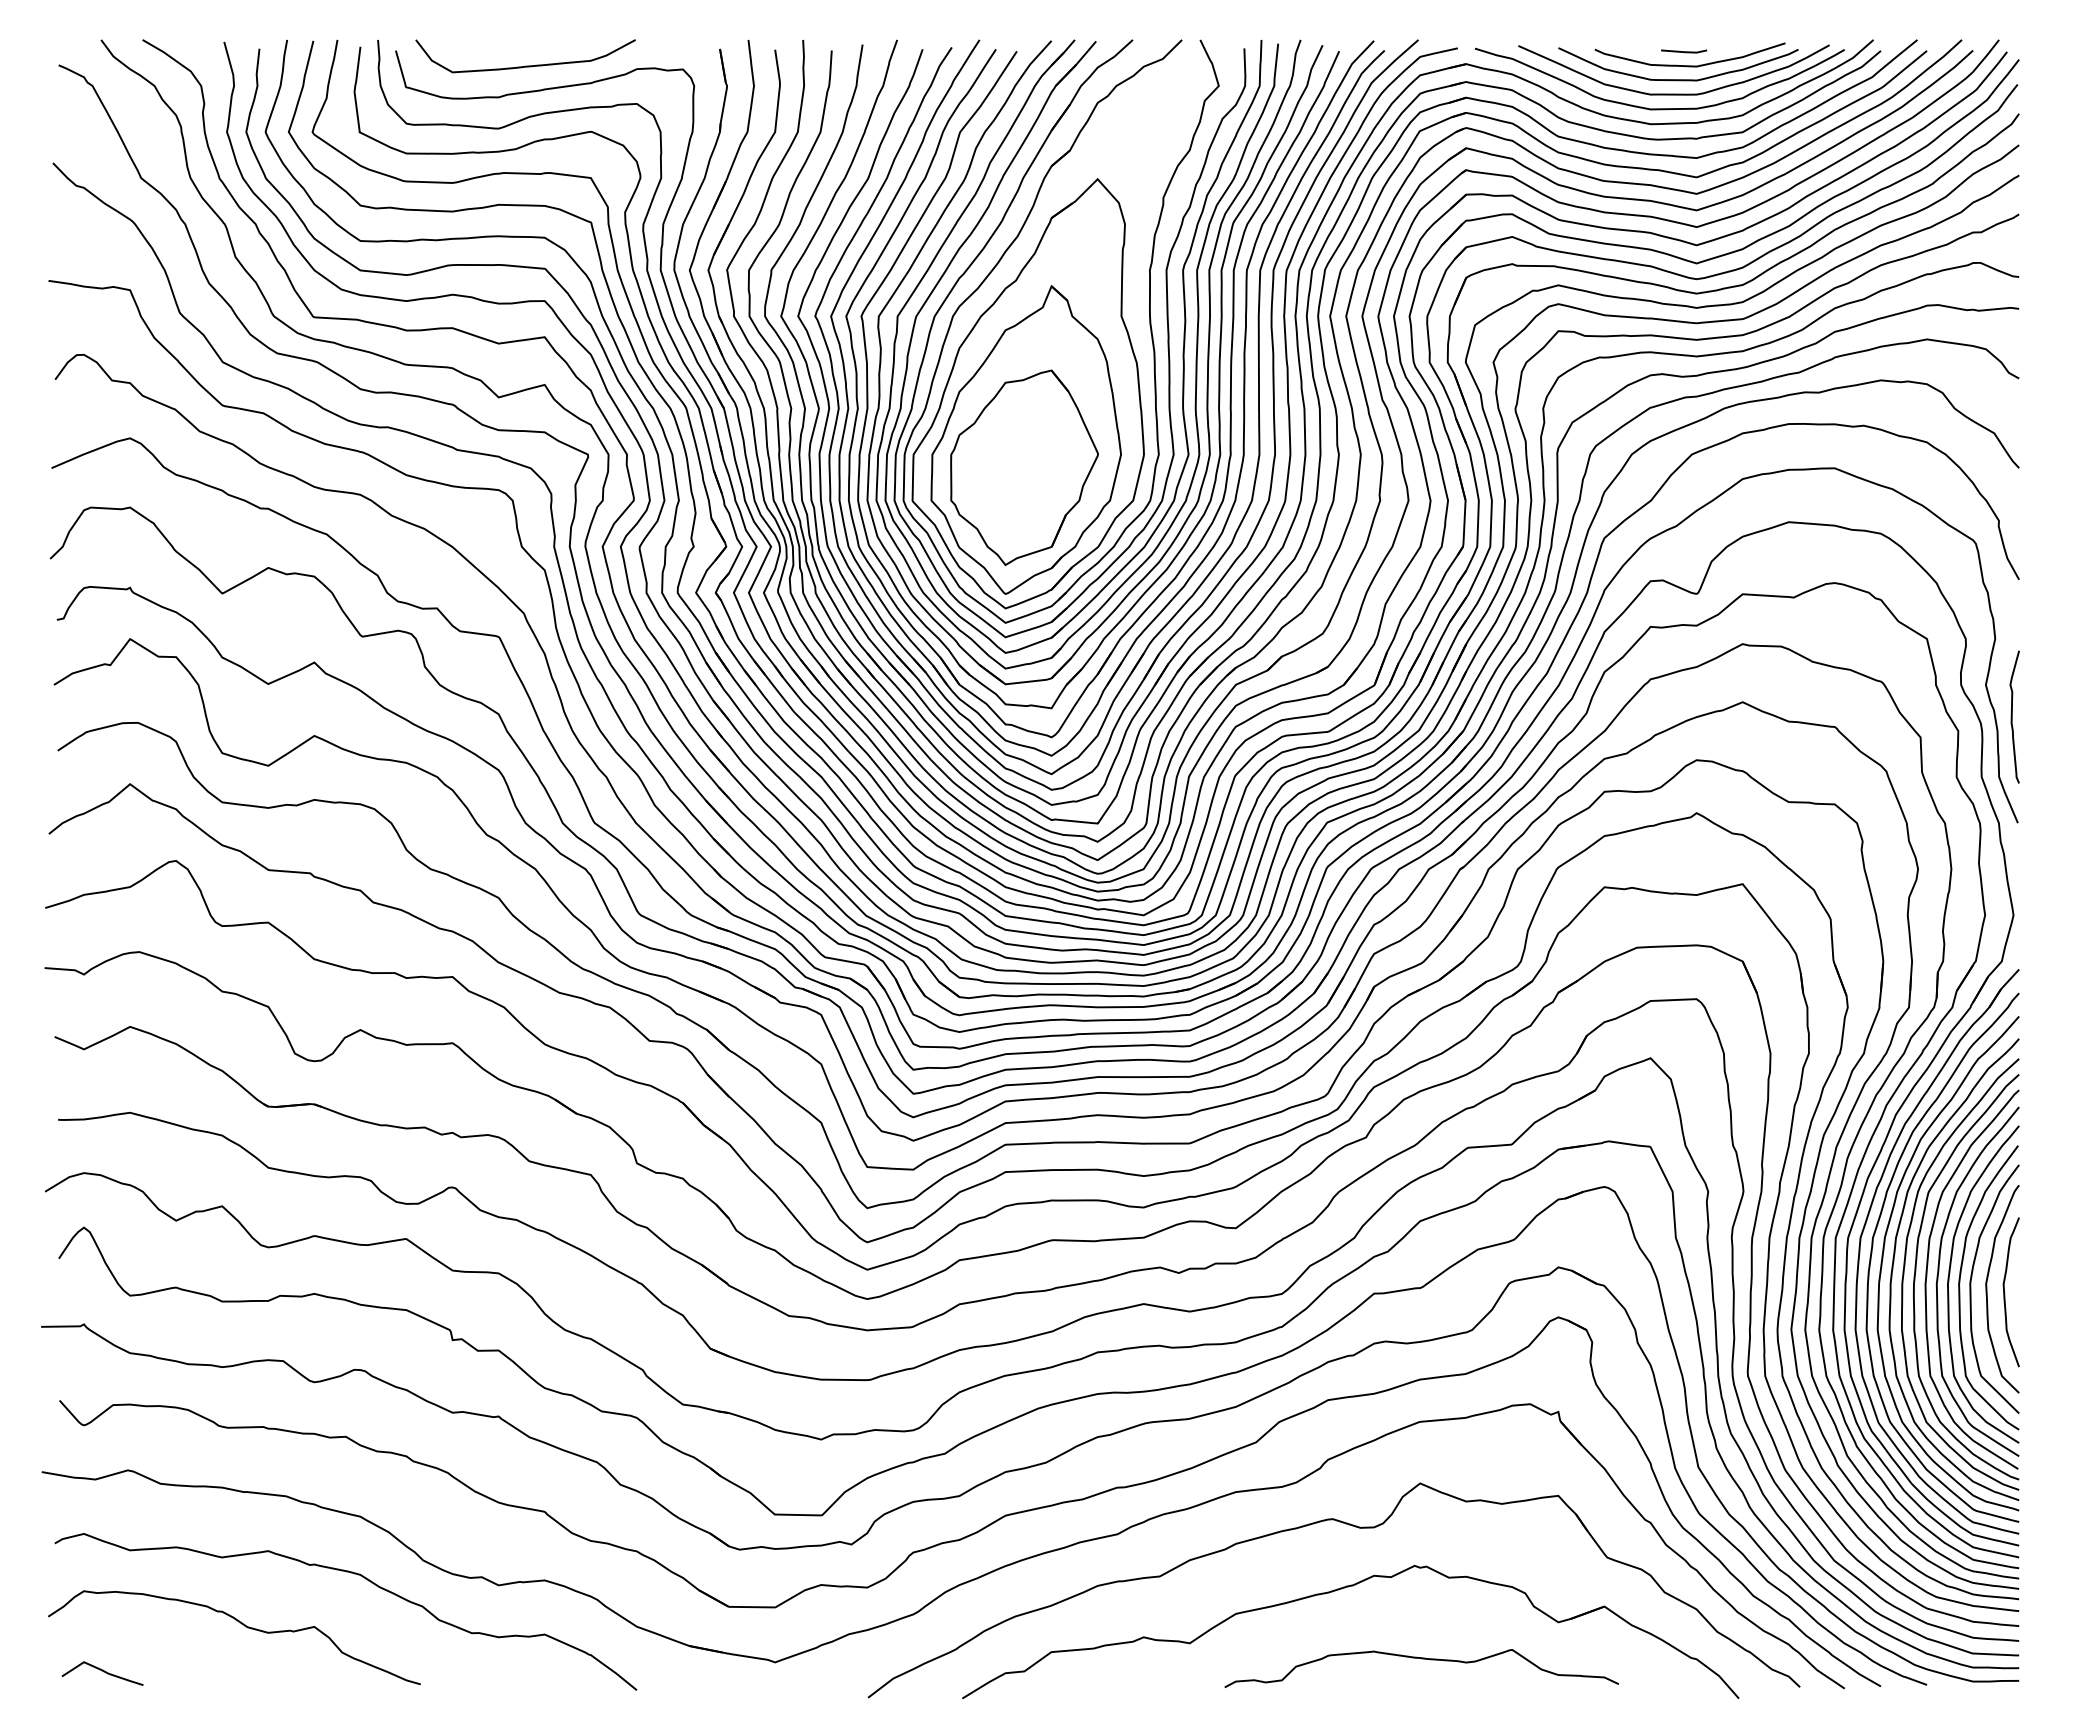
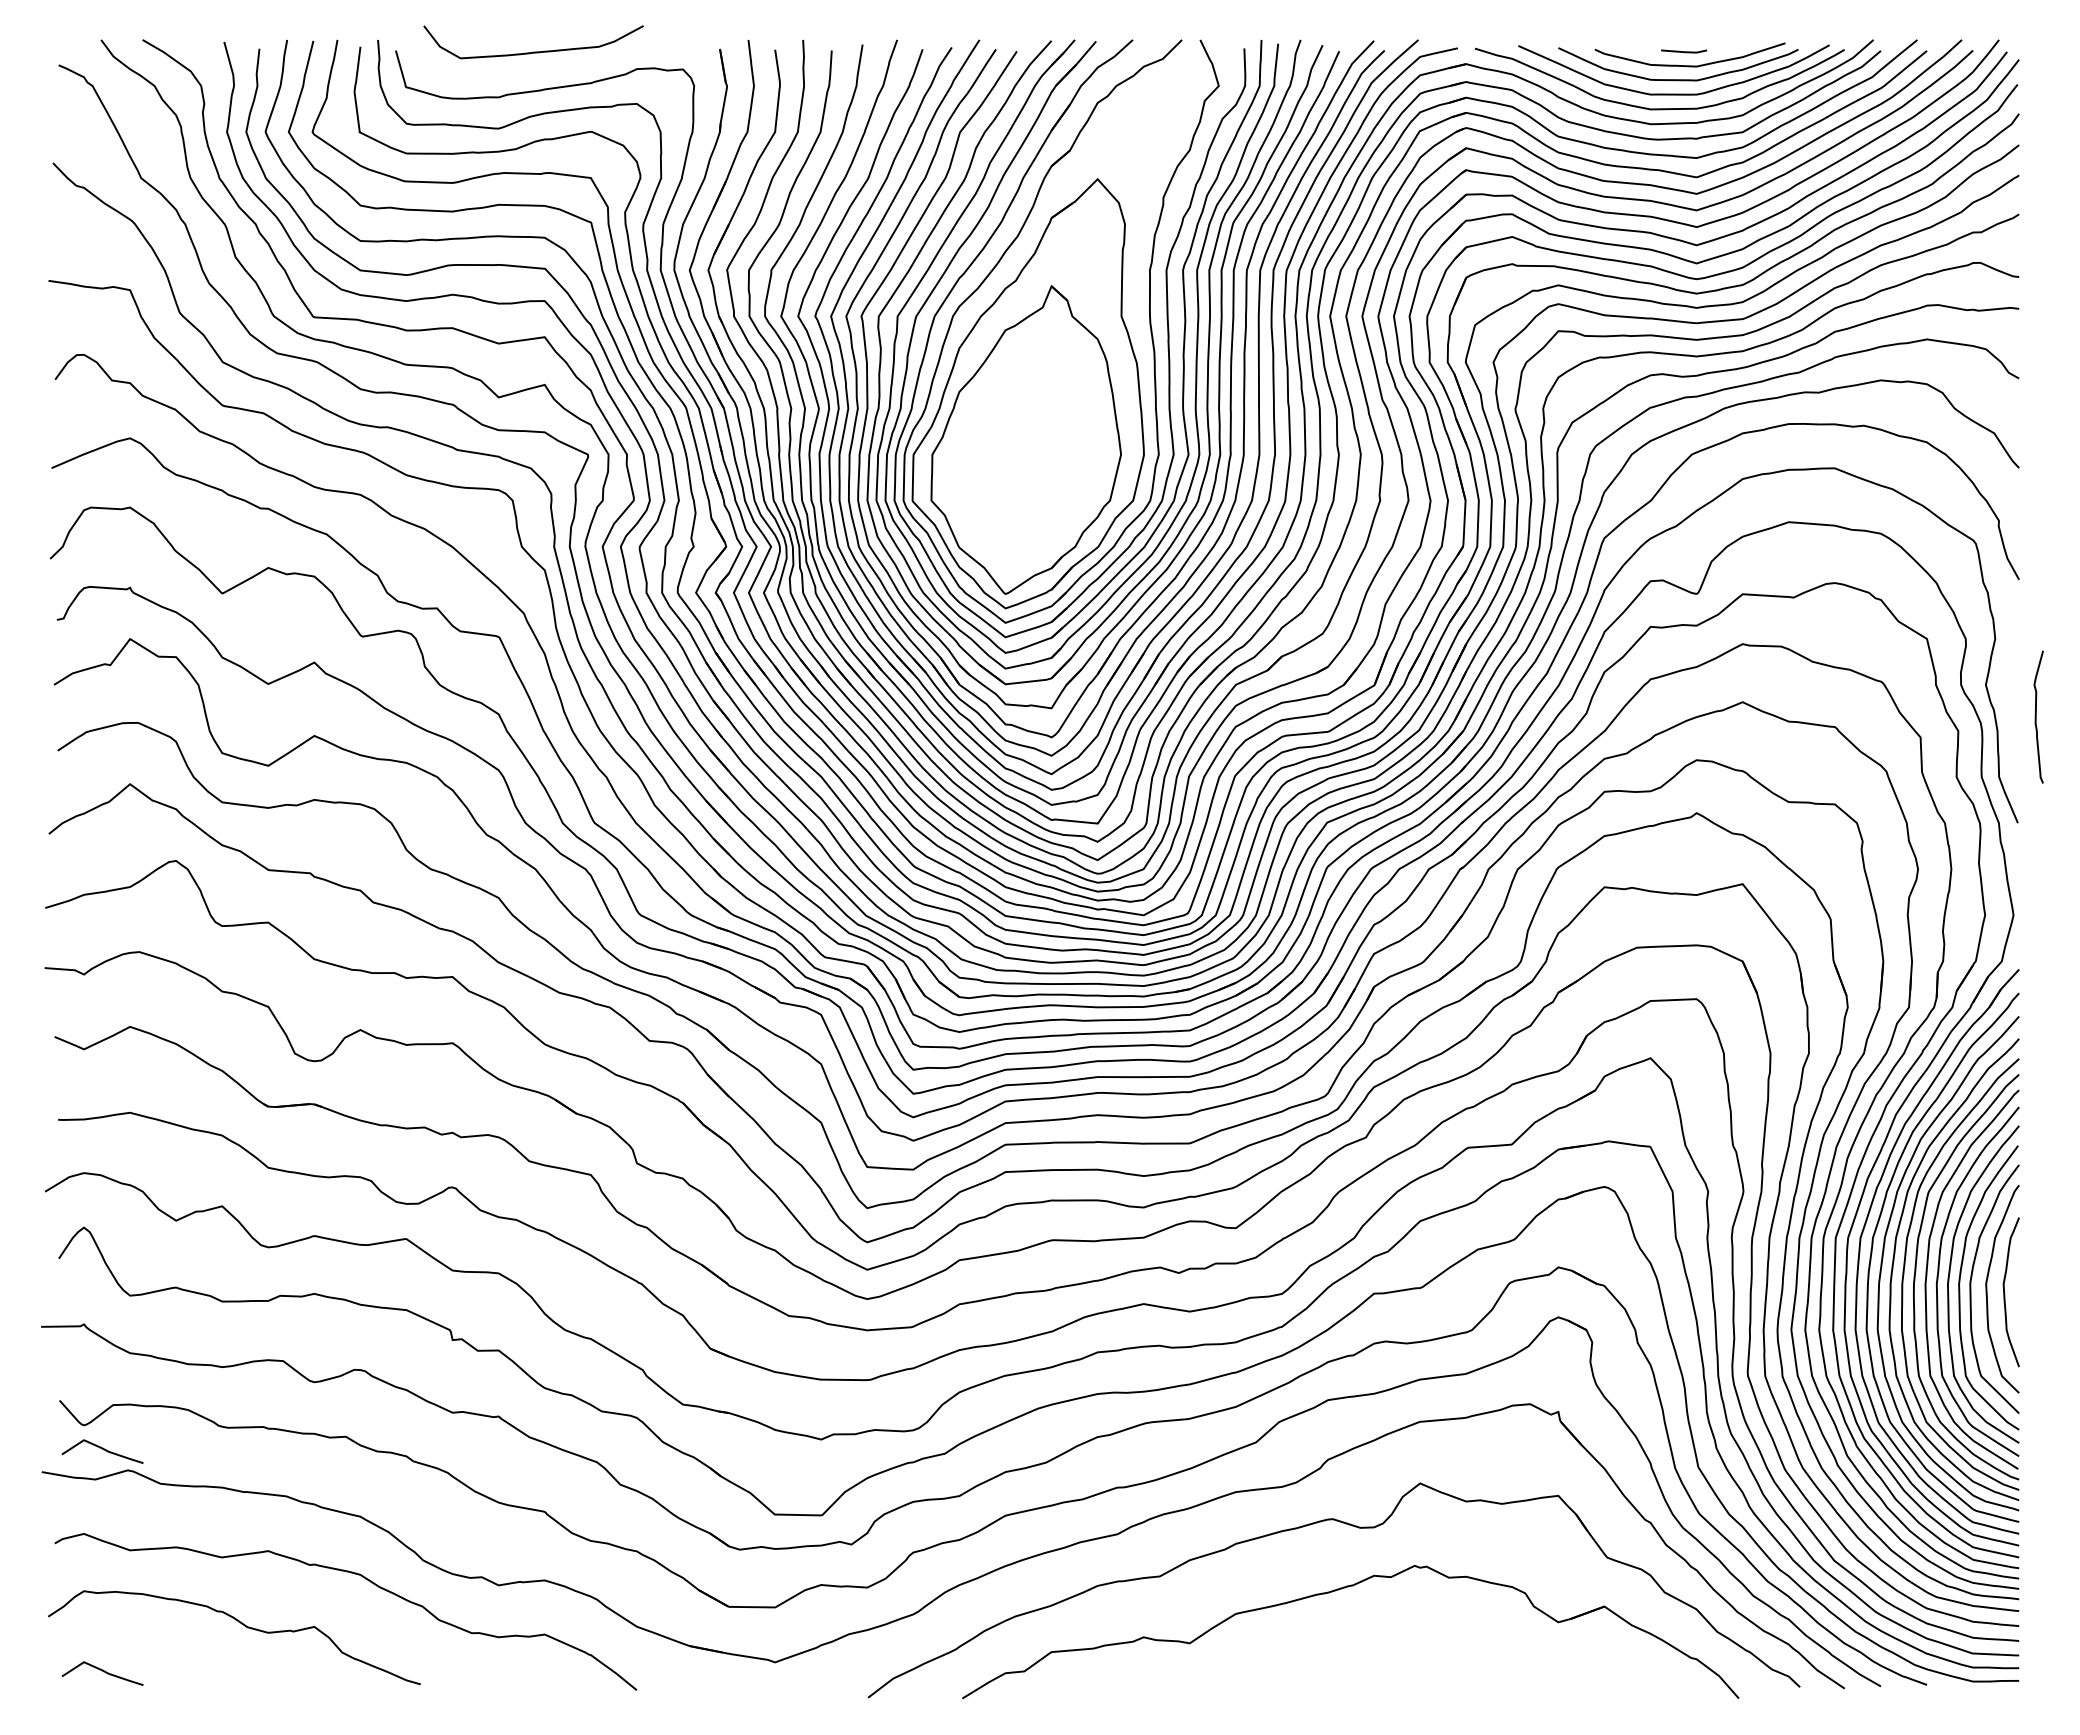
curve position: (525, 65) -> (533, 51) (533, 51)
part: present -> none (1024, 467)
curve position: (2012, 716) -> (2036, 716) (2036, 716)
curve: none -> present (103, 1450)
part: present -> none (1421, 1659)
